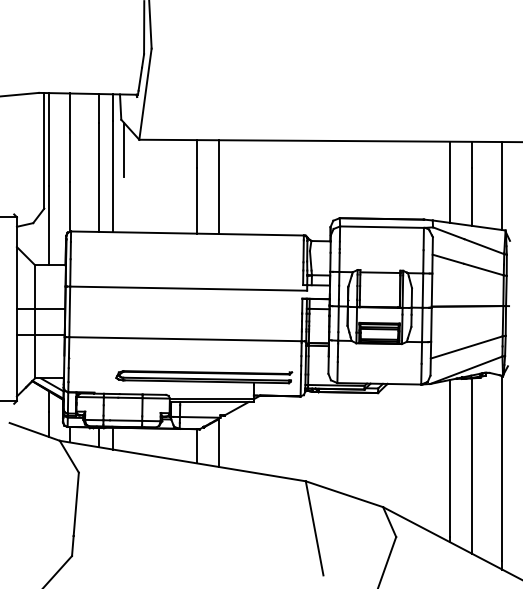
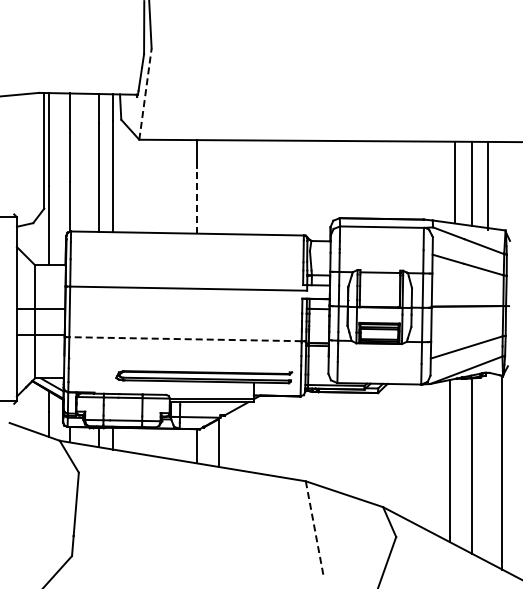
line: solid -> dashed (145, 94)
line: present -> none (124, 149)
line position: (450, 181) -> (455, 181) (455, 181)
line position: (502, 186) -> (488, 186) (488, 186)
line: present -> none (218, 187)
line: solid -> dashed (196, 200)
line: solid -> dashed (185, 339)
line: solid -> dashed (314, 528)
